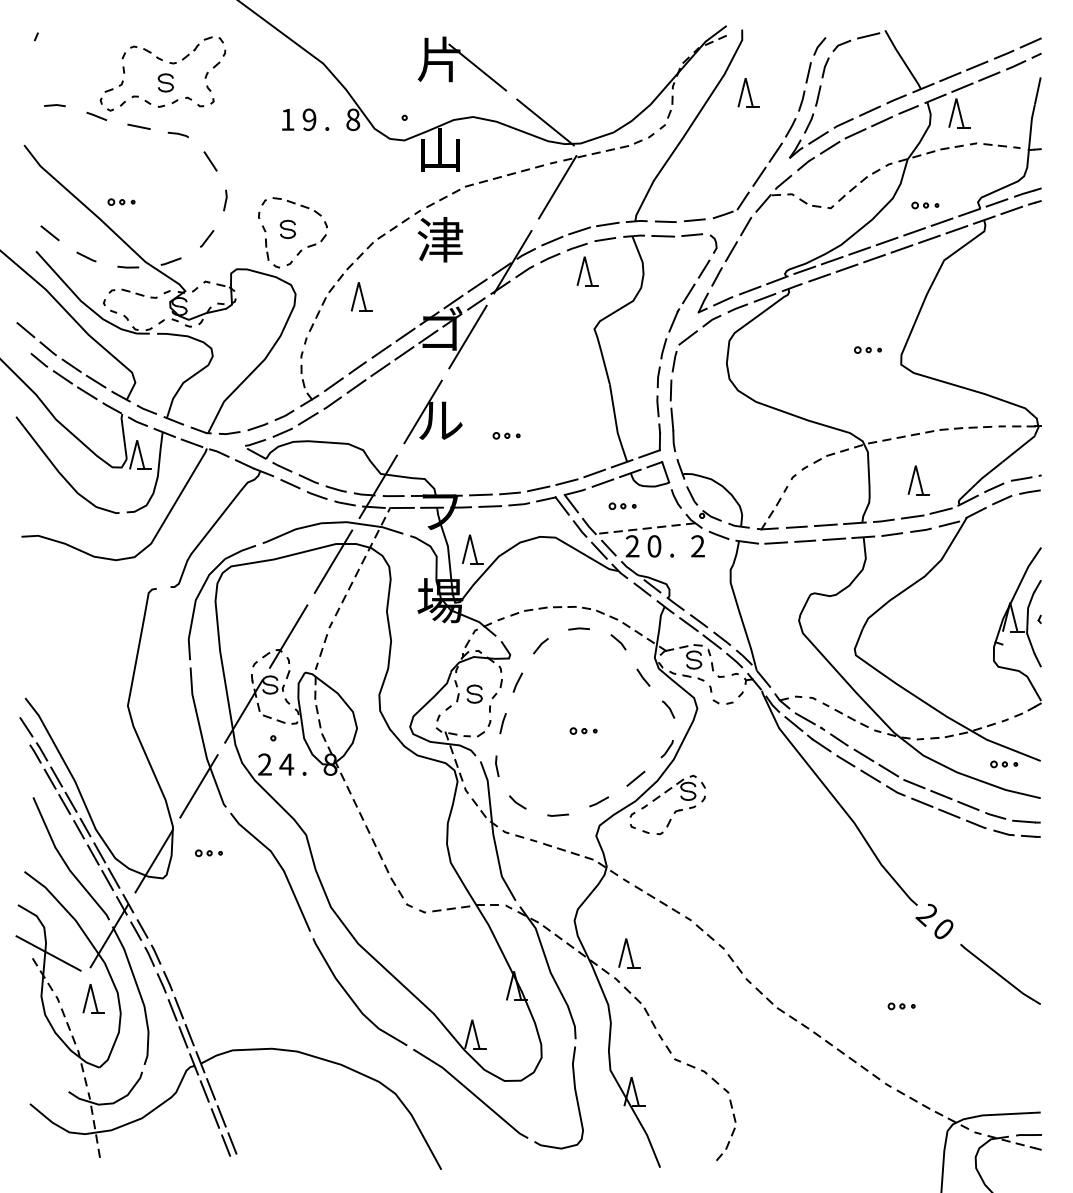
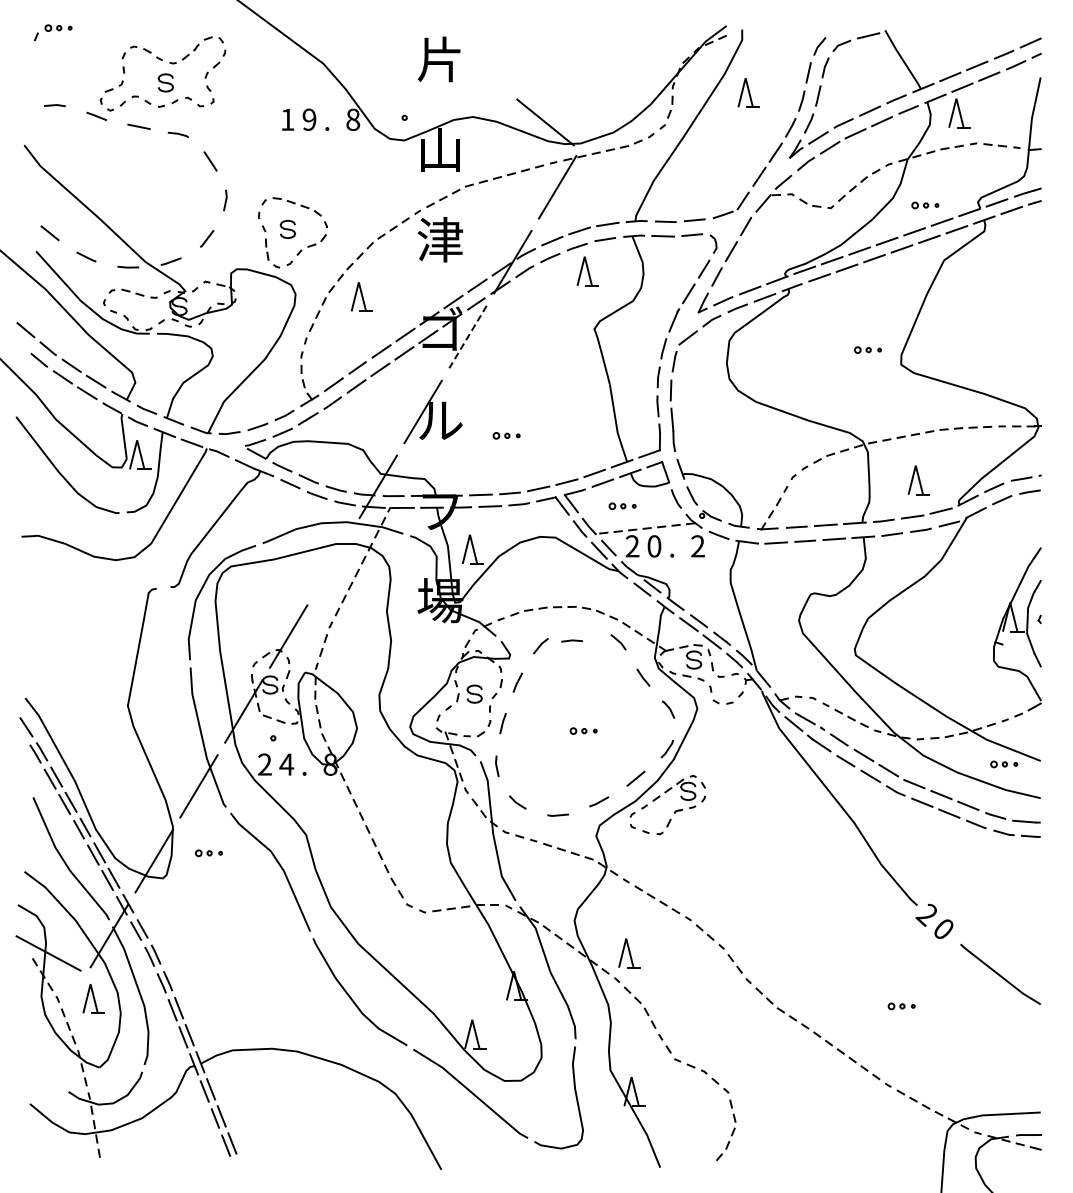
line: present -> none (477, 67)
part position: (121, 201) -> (58, 27) (58, 27)
line: solid -> dashed (467, 337)
line: present -> none (333, 561)
line position: (578, 628) -> (571, 640) (571, 640)
